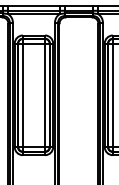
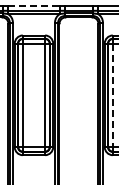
line: solid -> dashed (34, 6)
line: solid -> dashed (113, 95)
